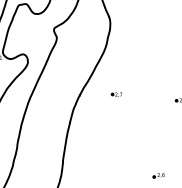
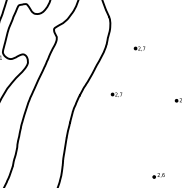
part: none -> present (139, 48)
